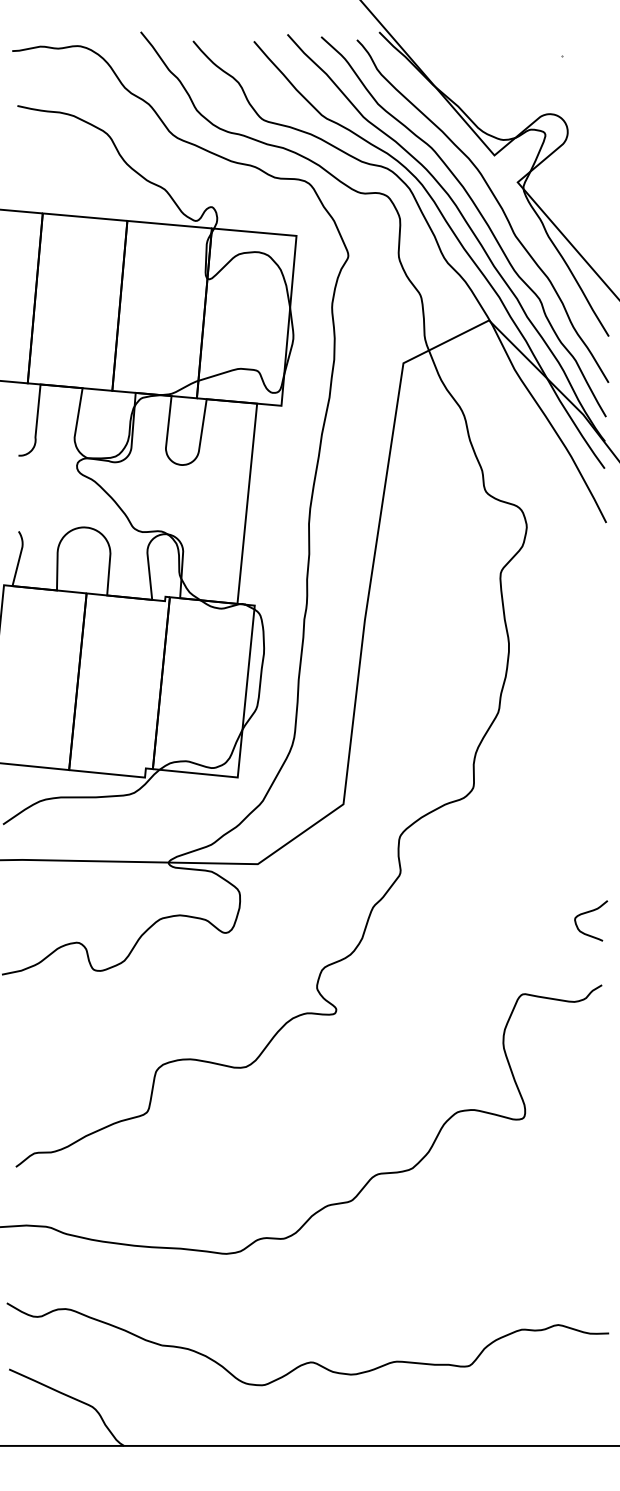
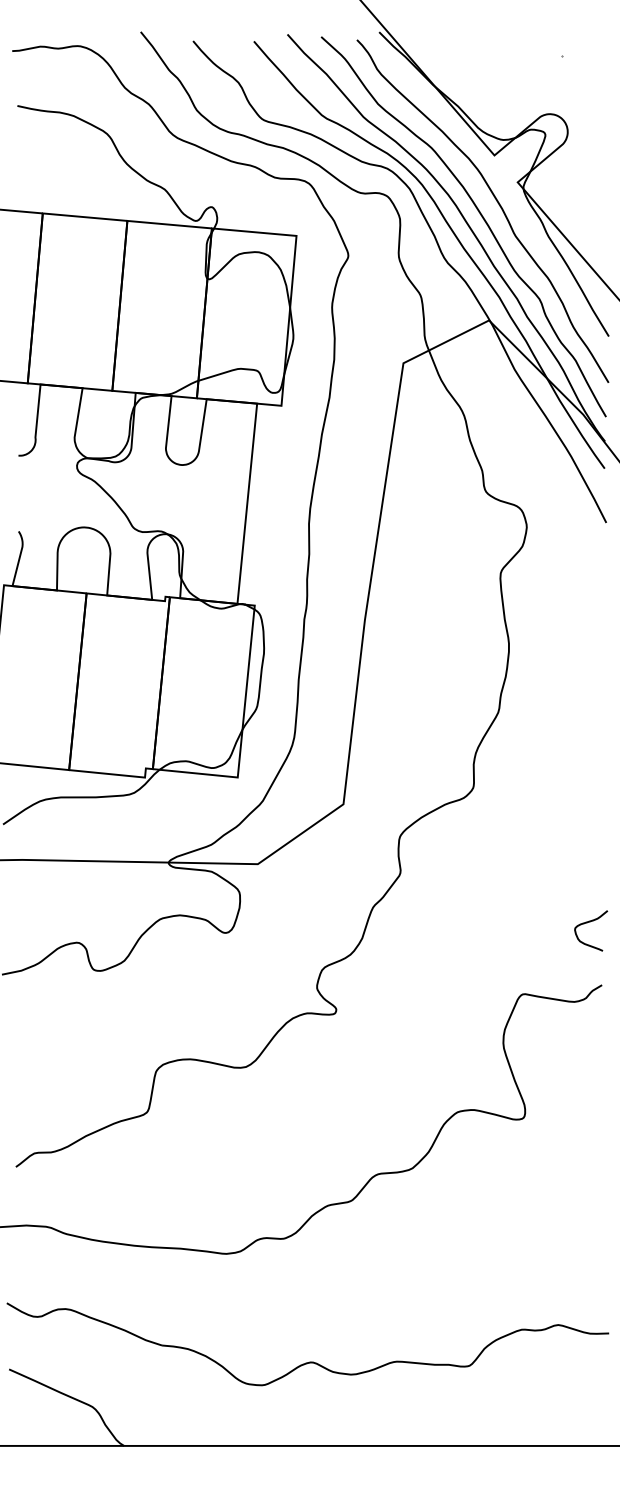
curve position: (590, 912) -> (590, 922) (590, 922)
